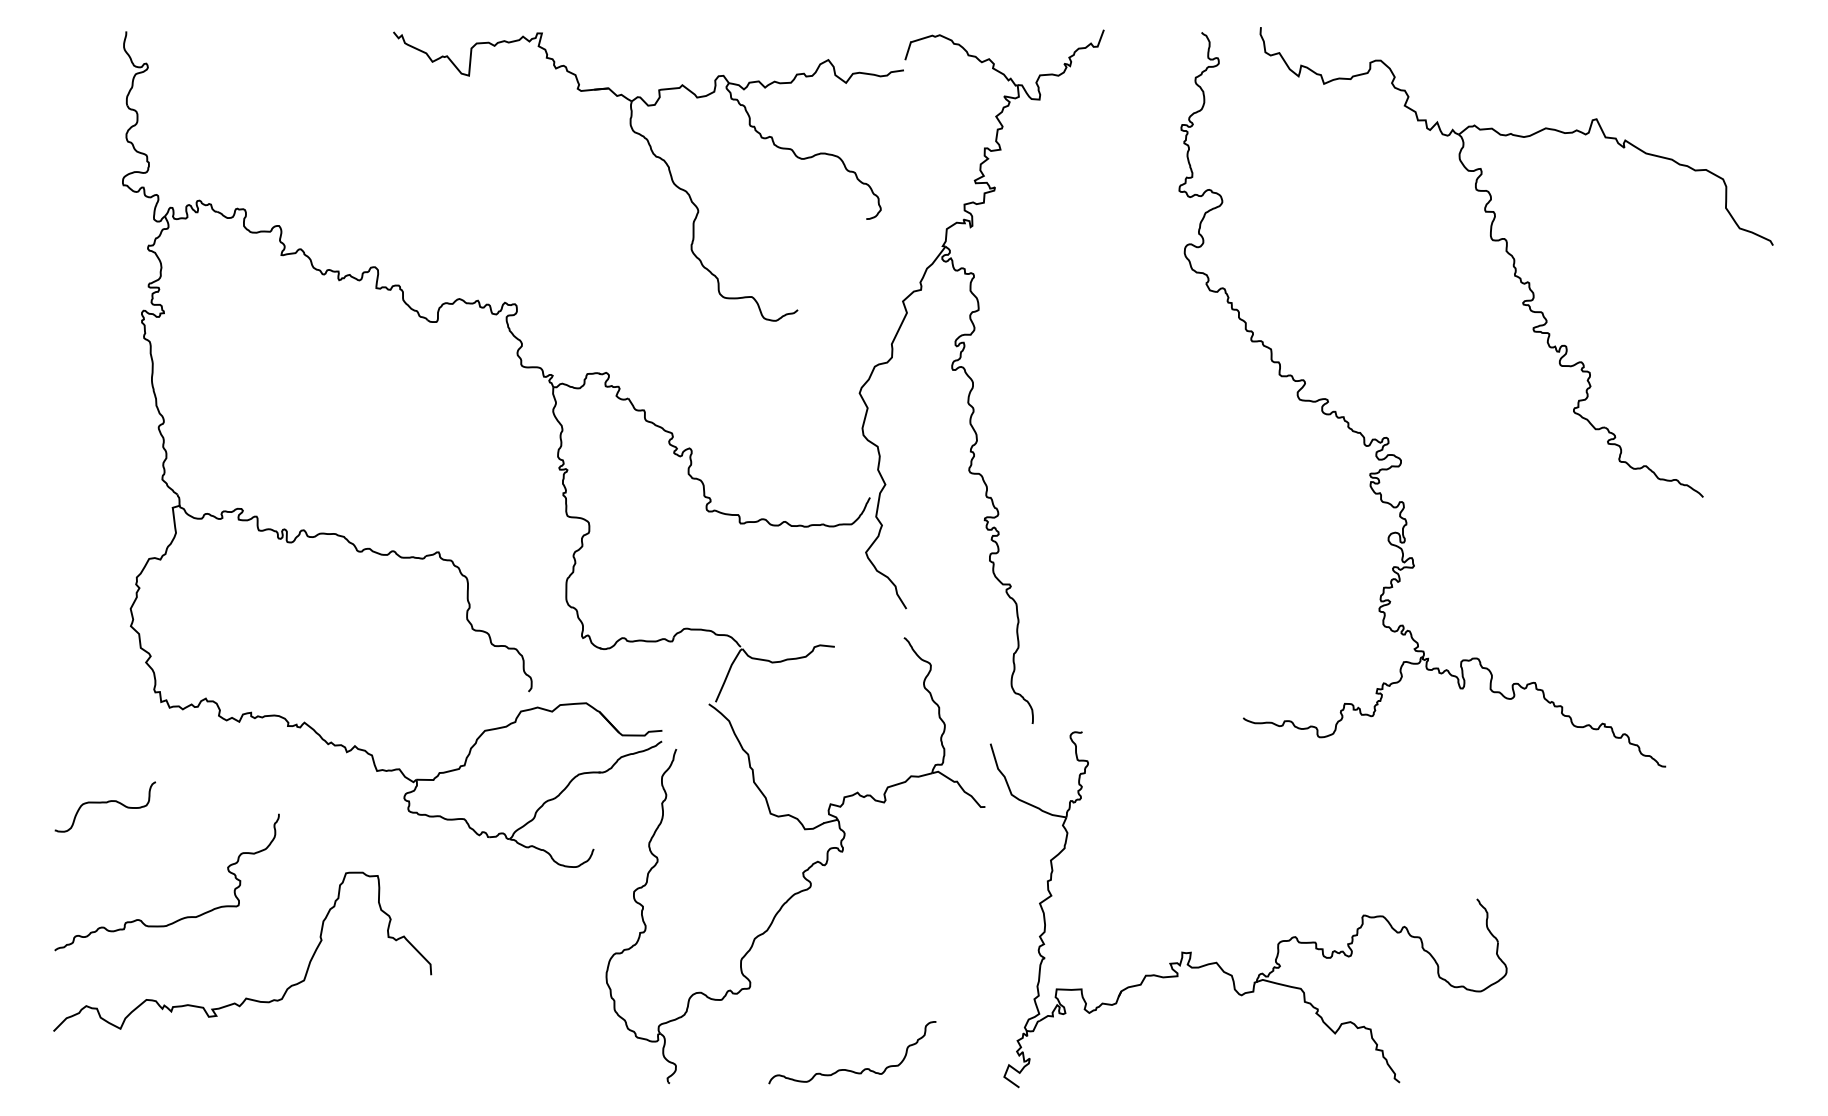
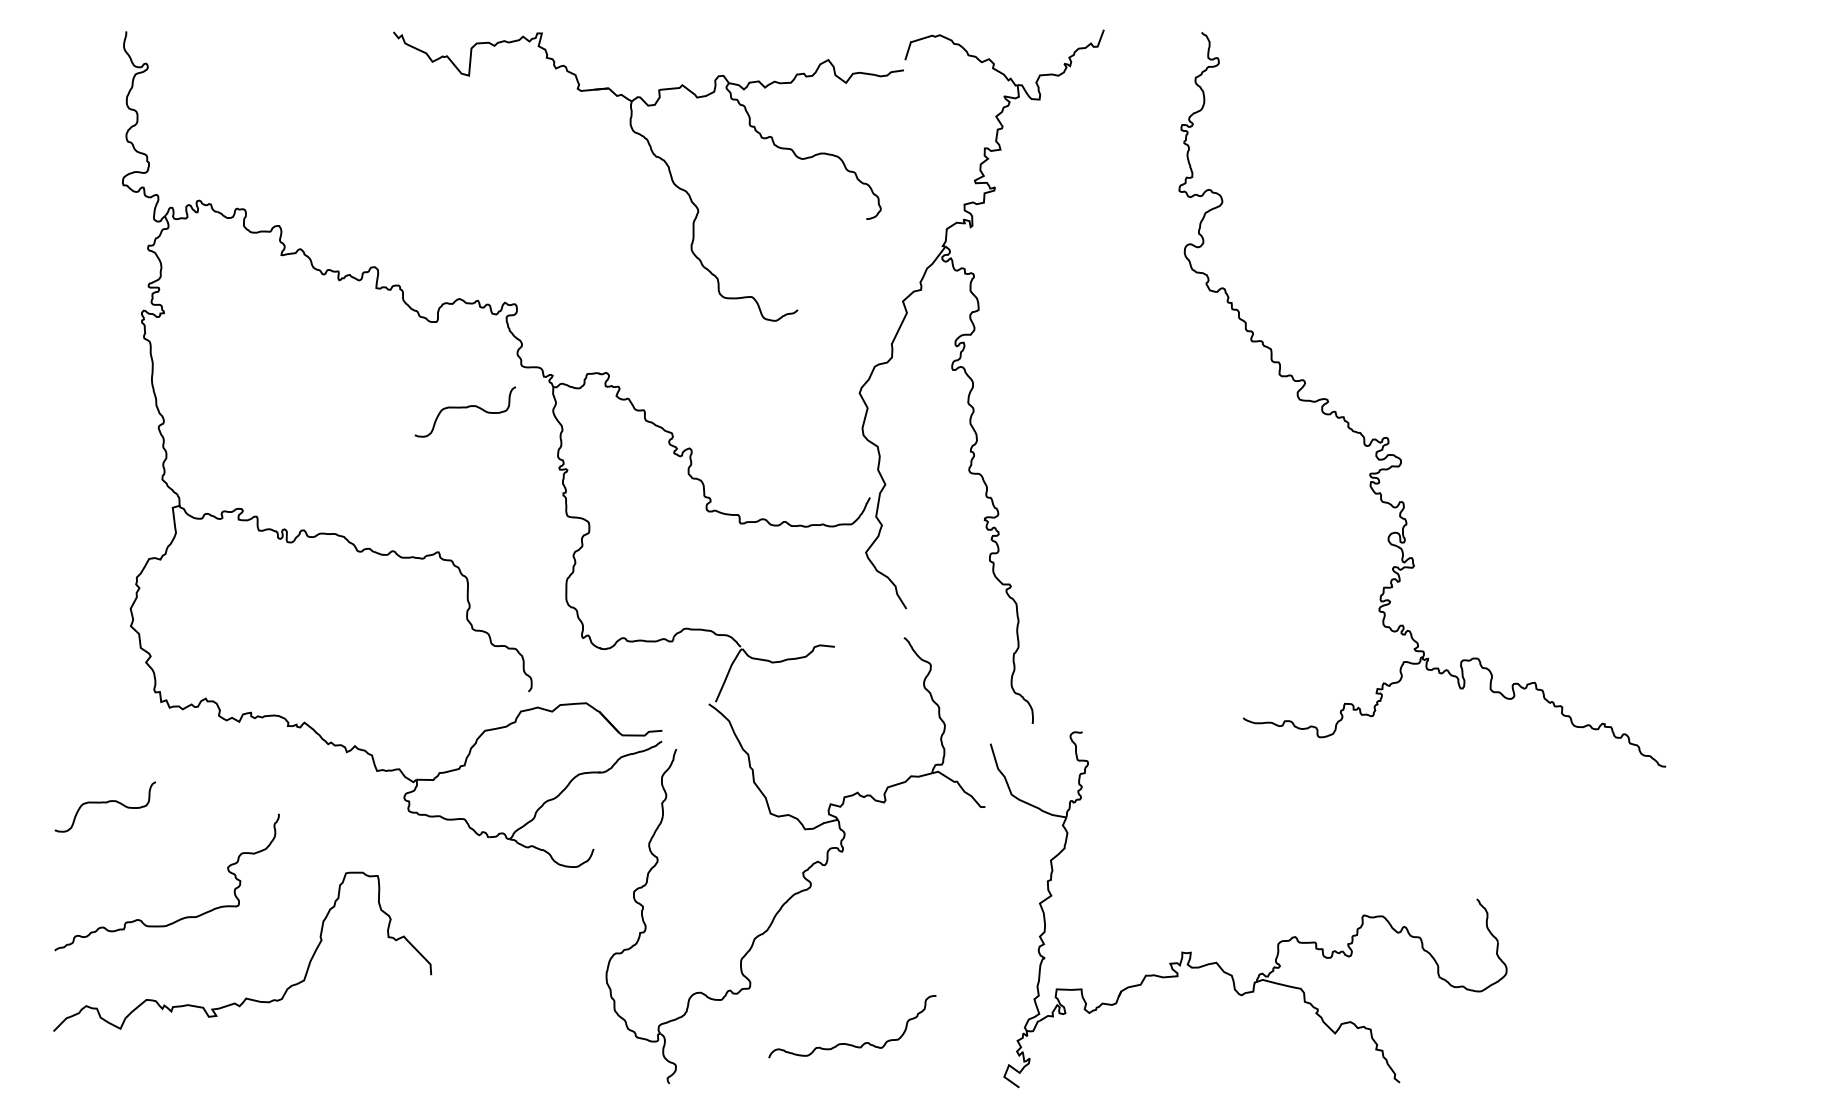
part: present -> none (1516, 262)
curve: none -> present (465, 408)
curve position: (848, 1069) -> (848, 1043) (848, 1043)
